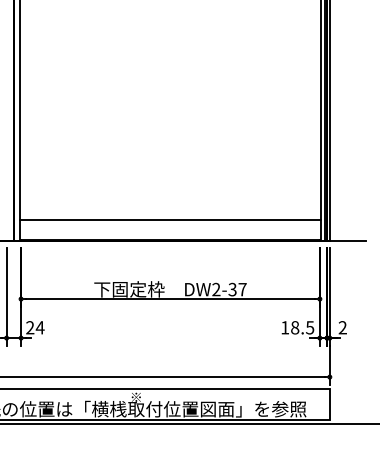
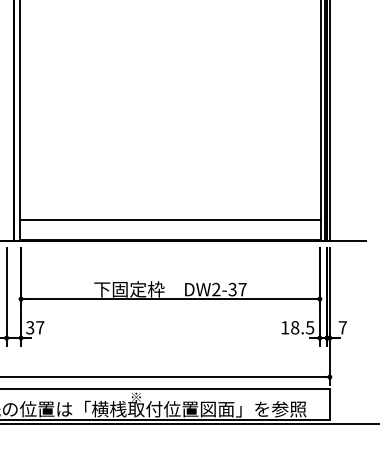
text: 24 -> 37 (35, 327)
text: 2 -> 7 (342, 327)
